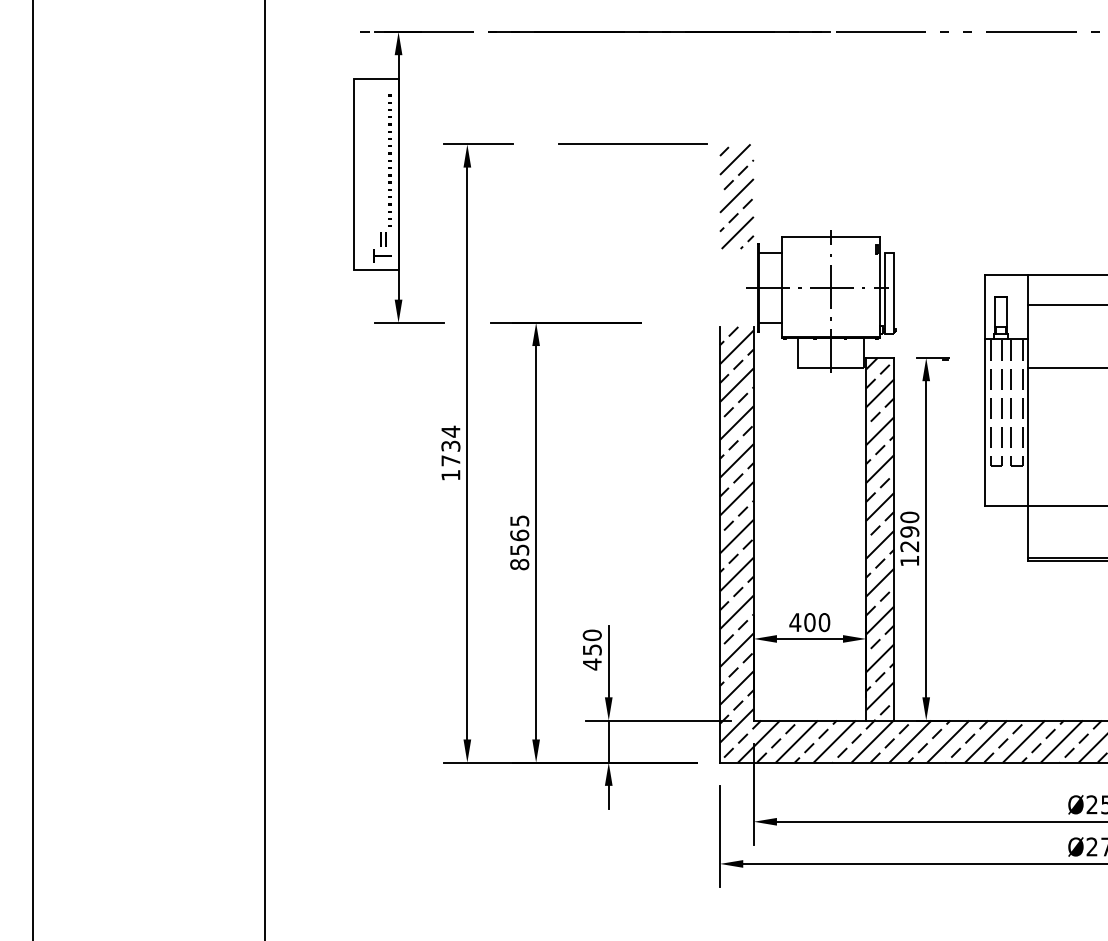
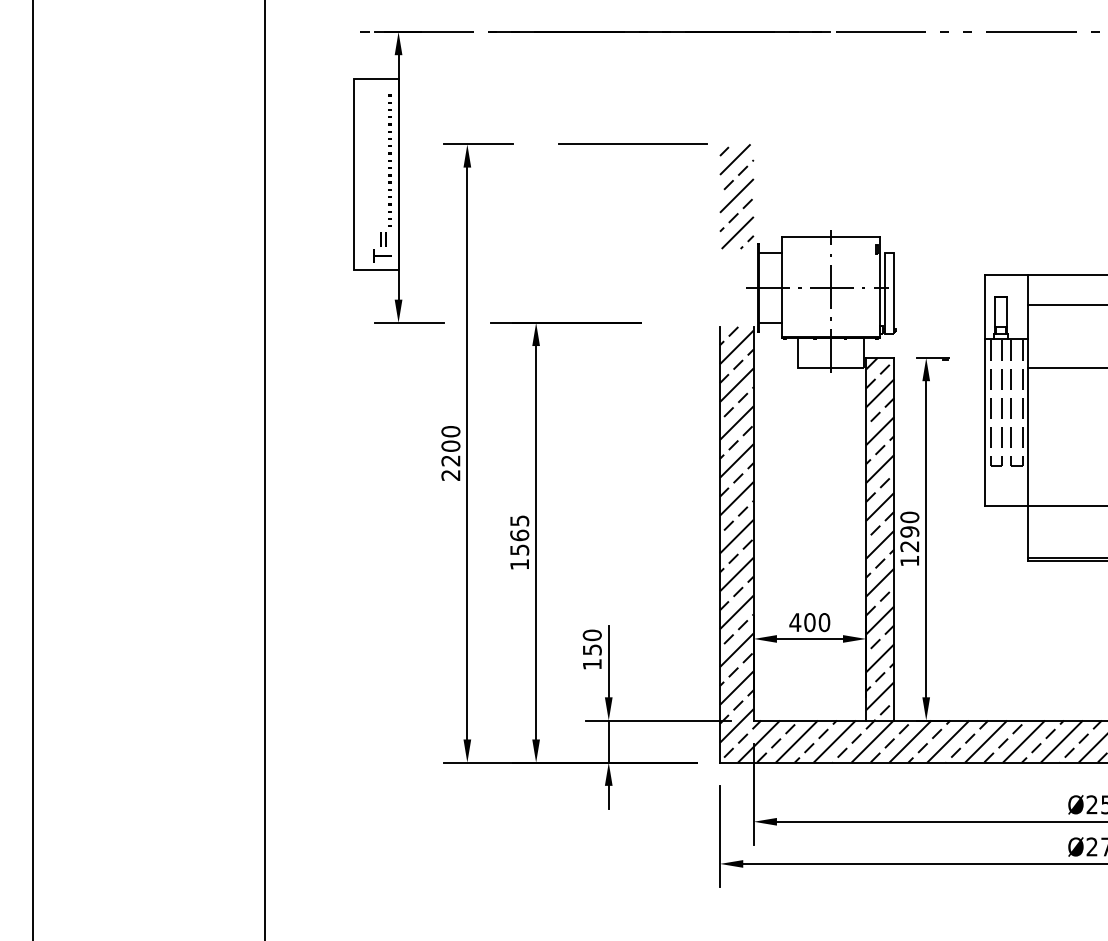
text: 1734 -> 2200 (450, 452)
text: 8565 -> 1565 (519, 564)
text: 450 -> 150 (592, 664)
